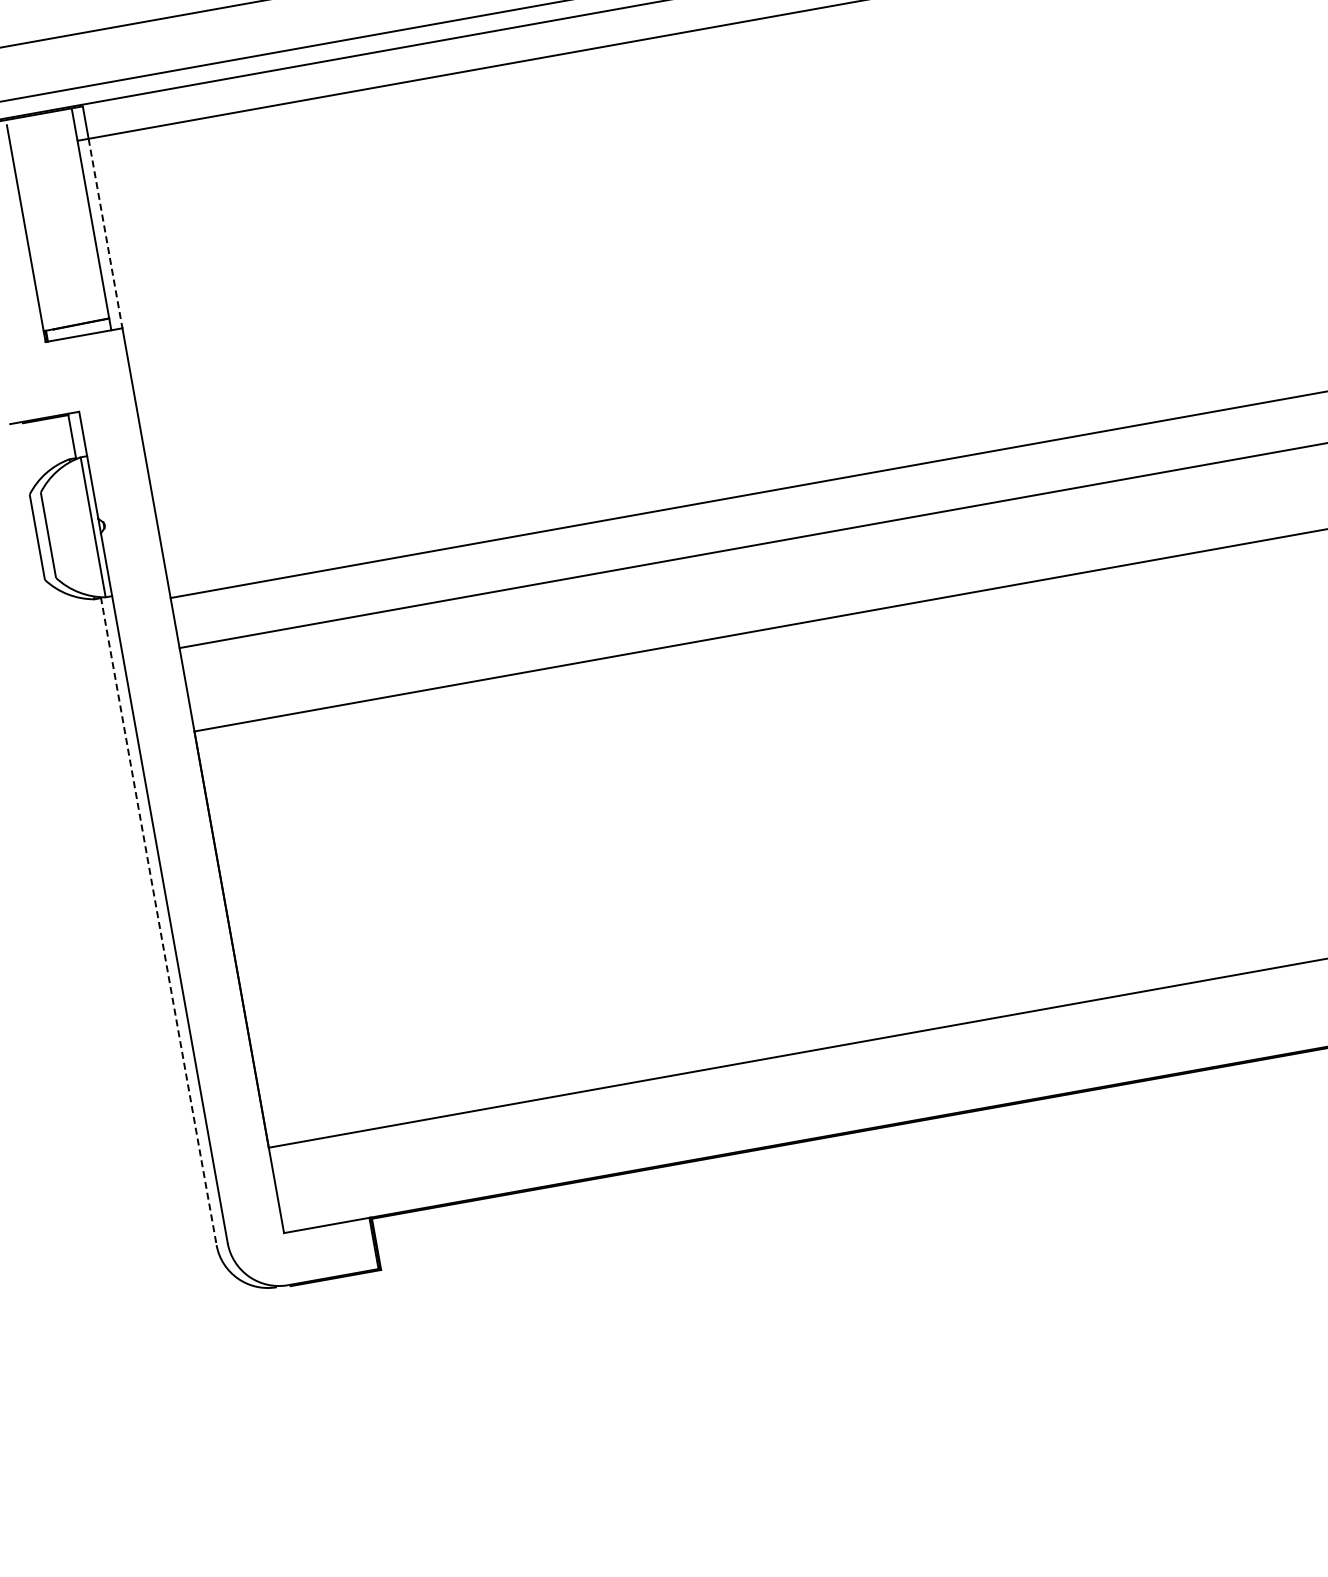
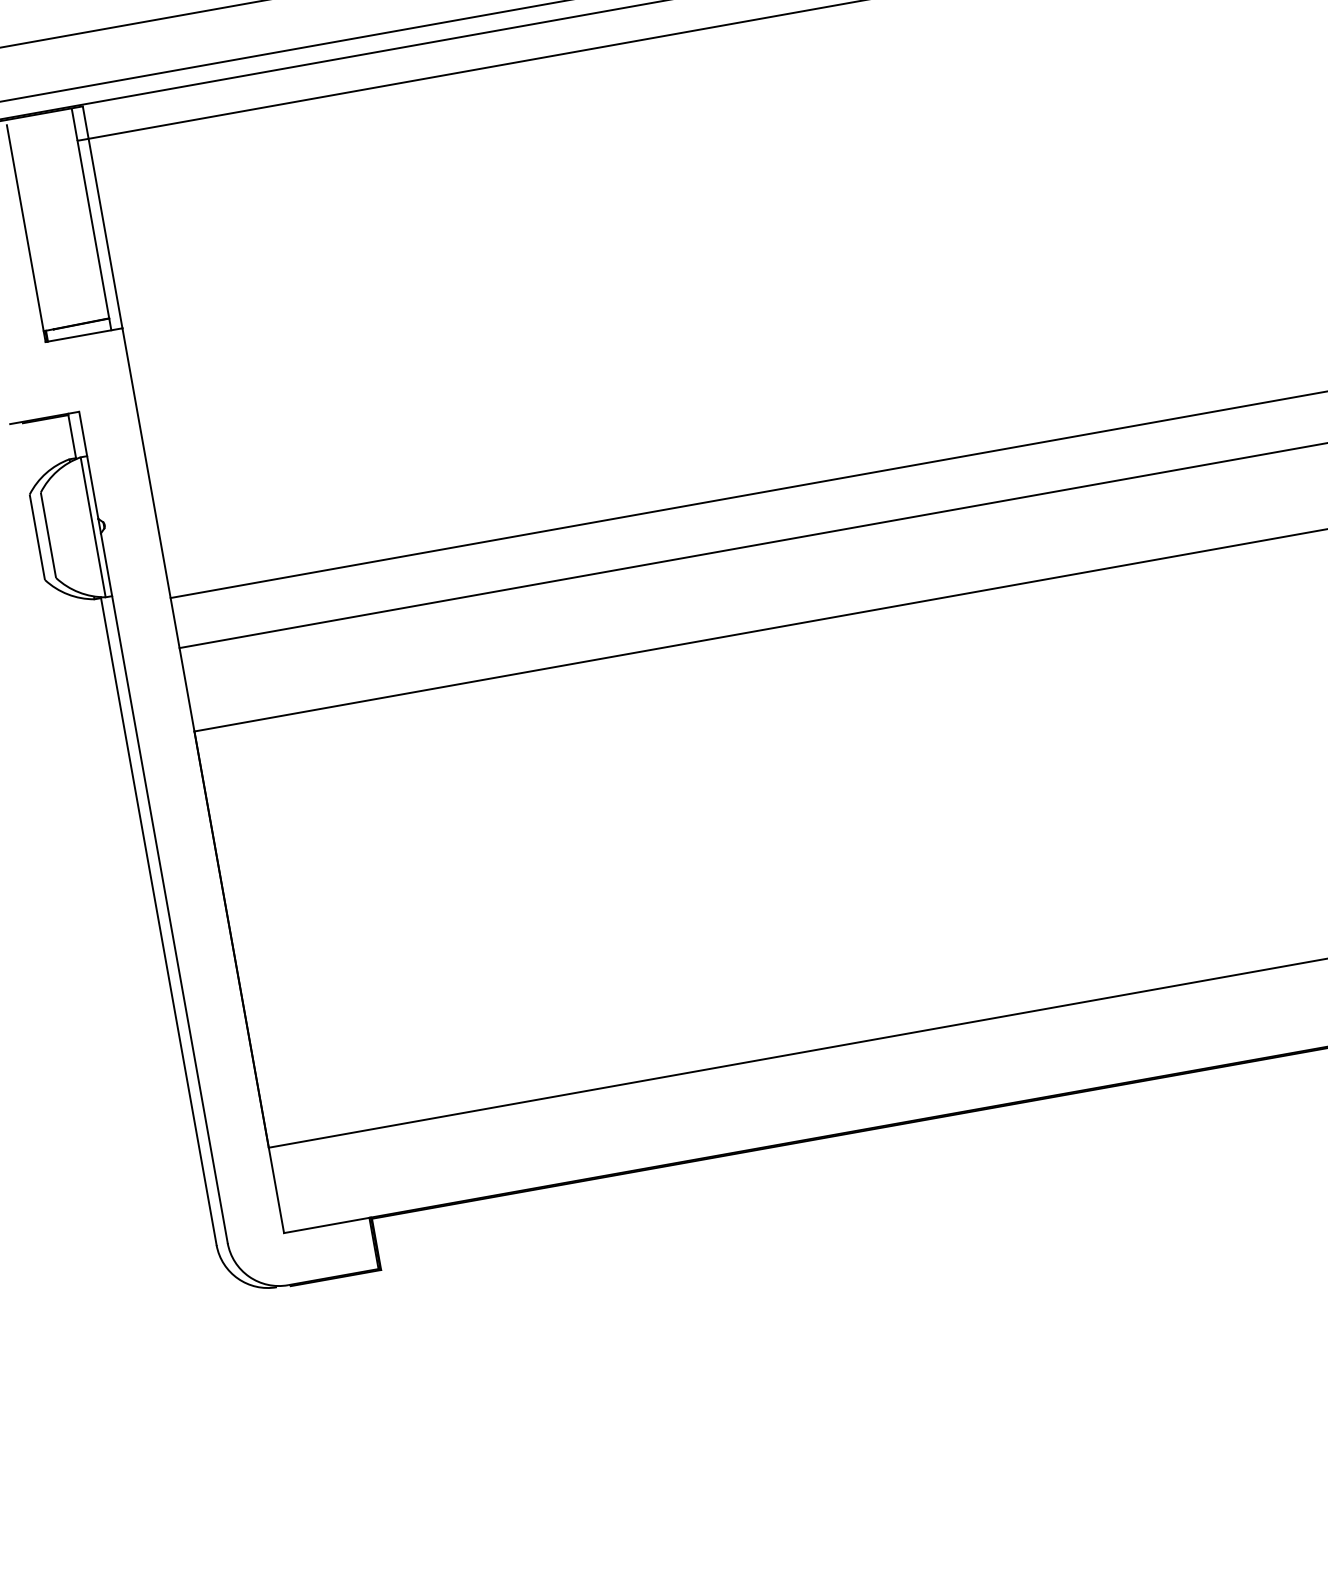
line: dashed -> solid (105, 234)
line: dashed -> solid (158, 921)
